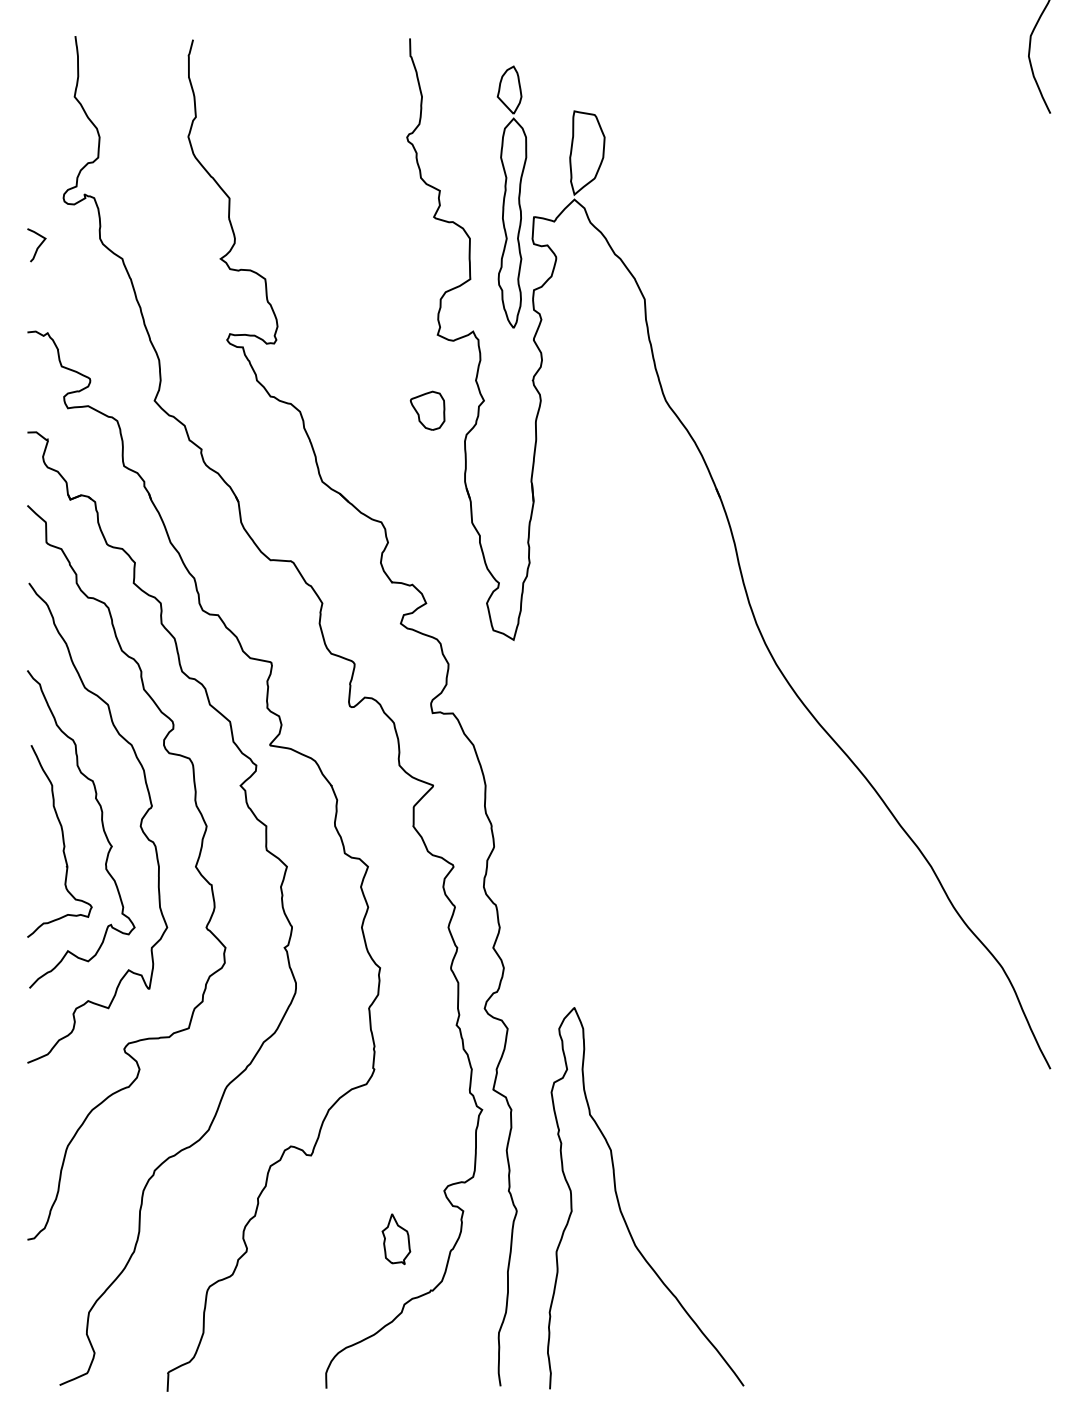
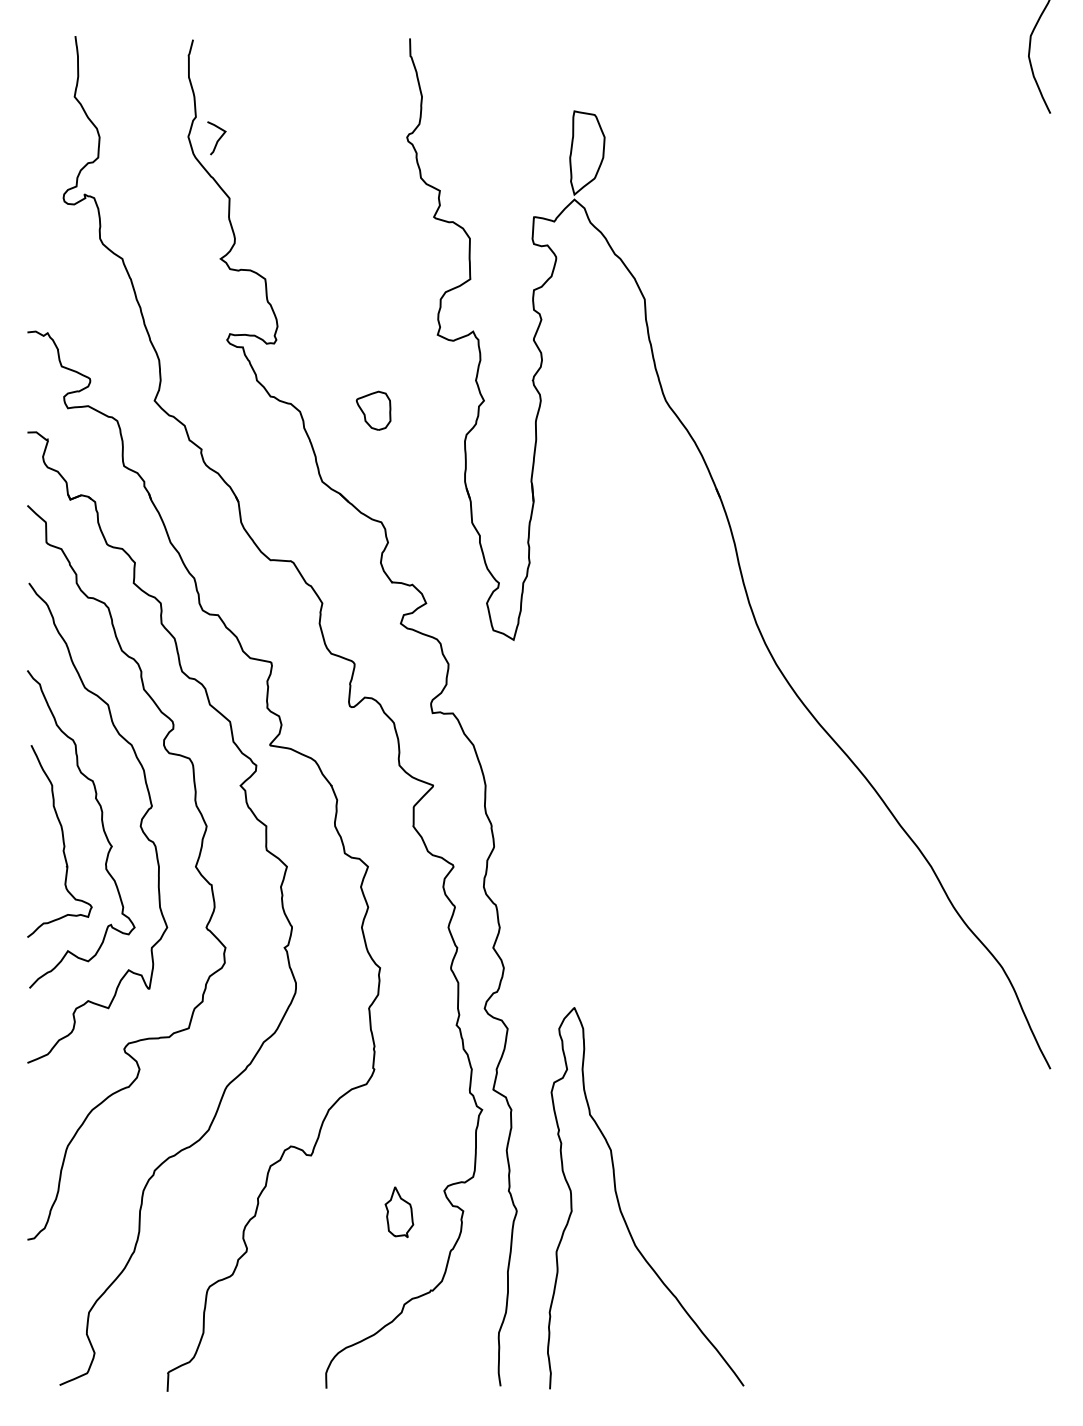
part: present -> none (511, 196)
curve position: (38, 245) -> (218, 138) (218, 138)
part position: (427, 410) -> (373, 410) (373, 410)
part position: (396, 1239) -> (399, 1212) (399, 1212)
